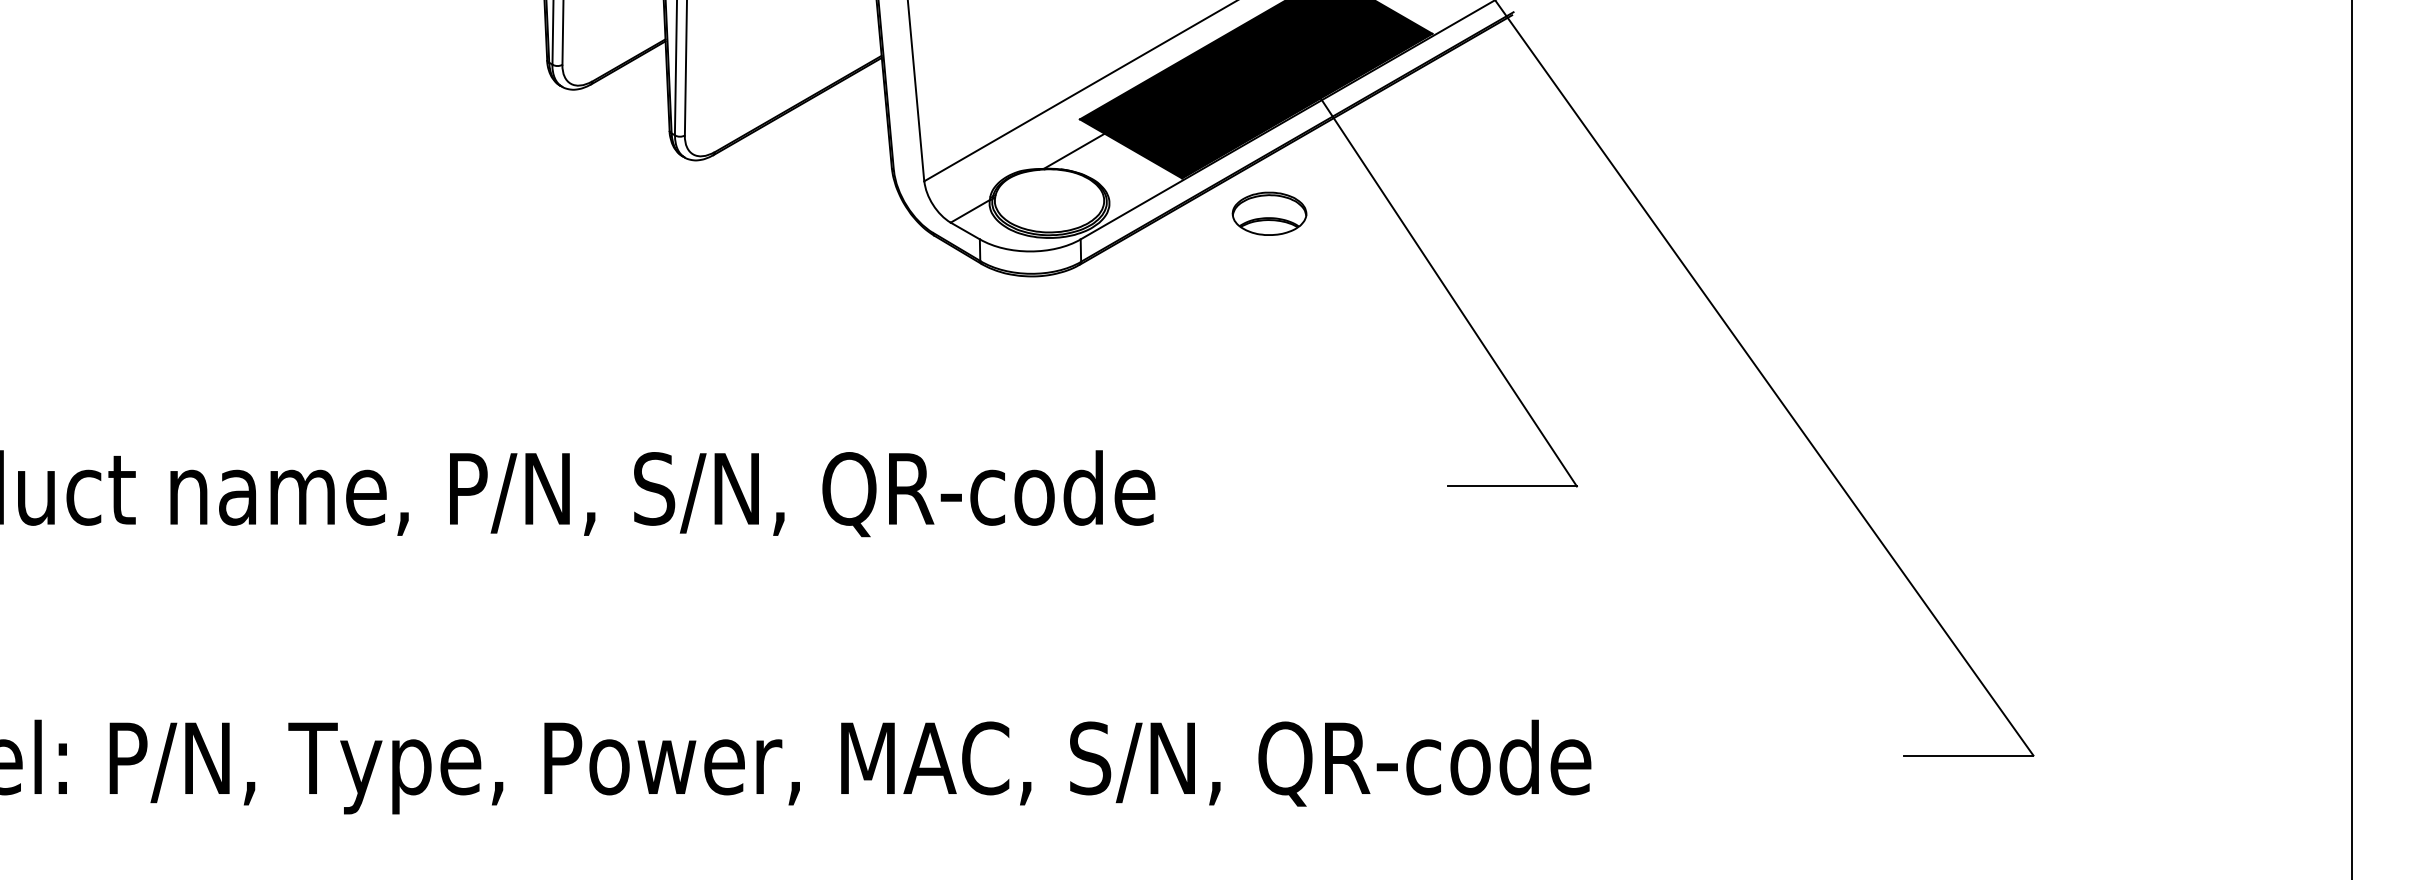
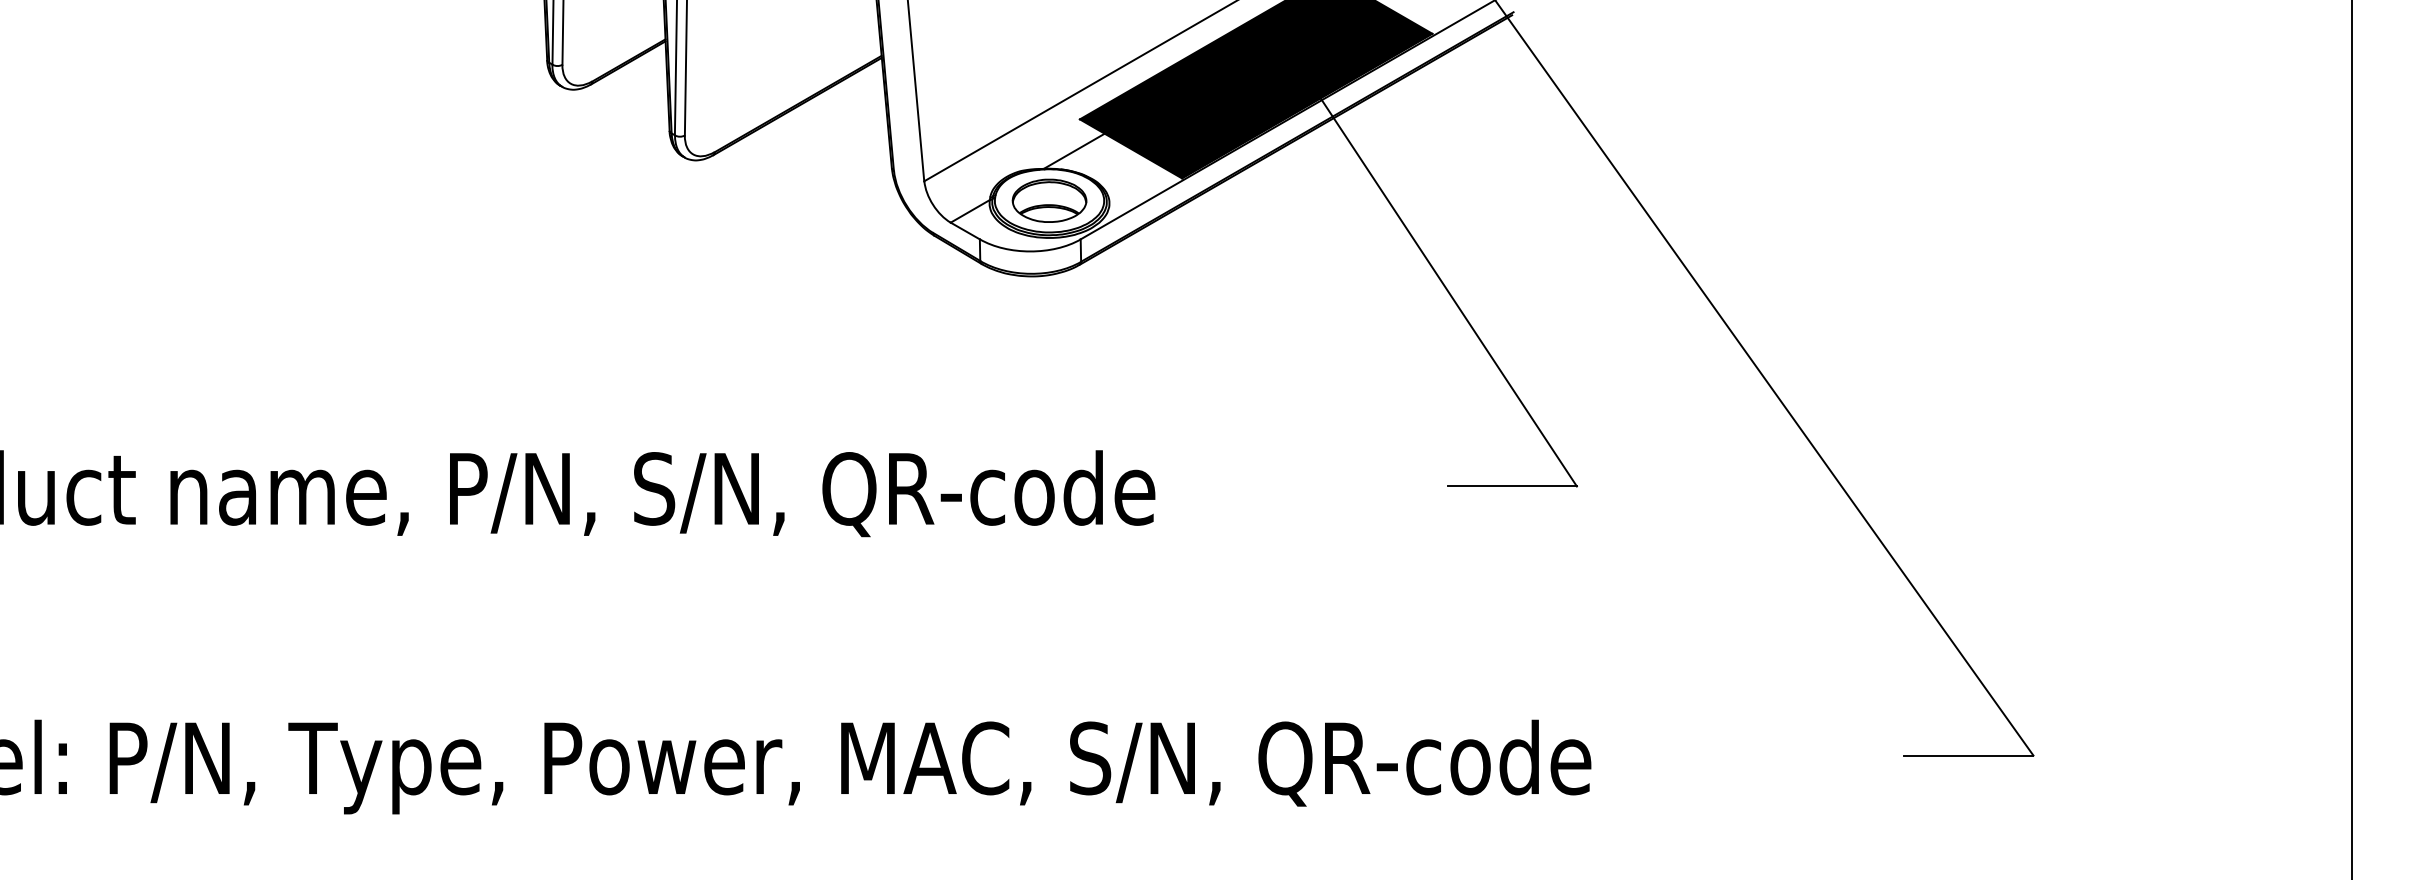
part position: (1269, 213) -> (1049, 200) (1049, 200)
